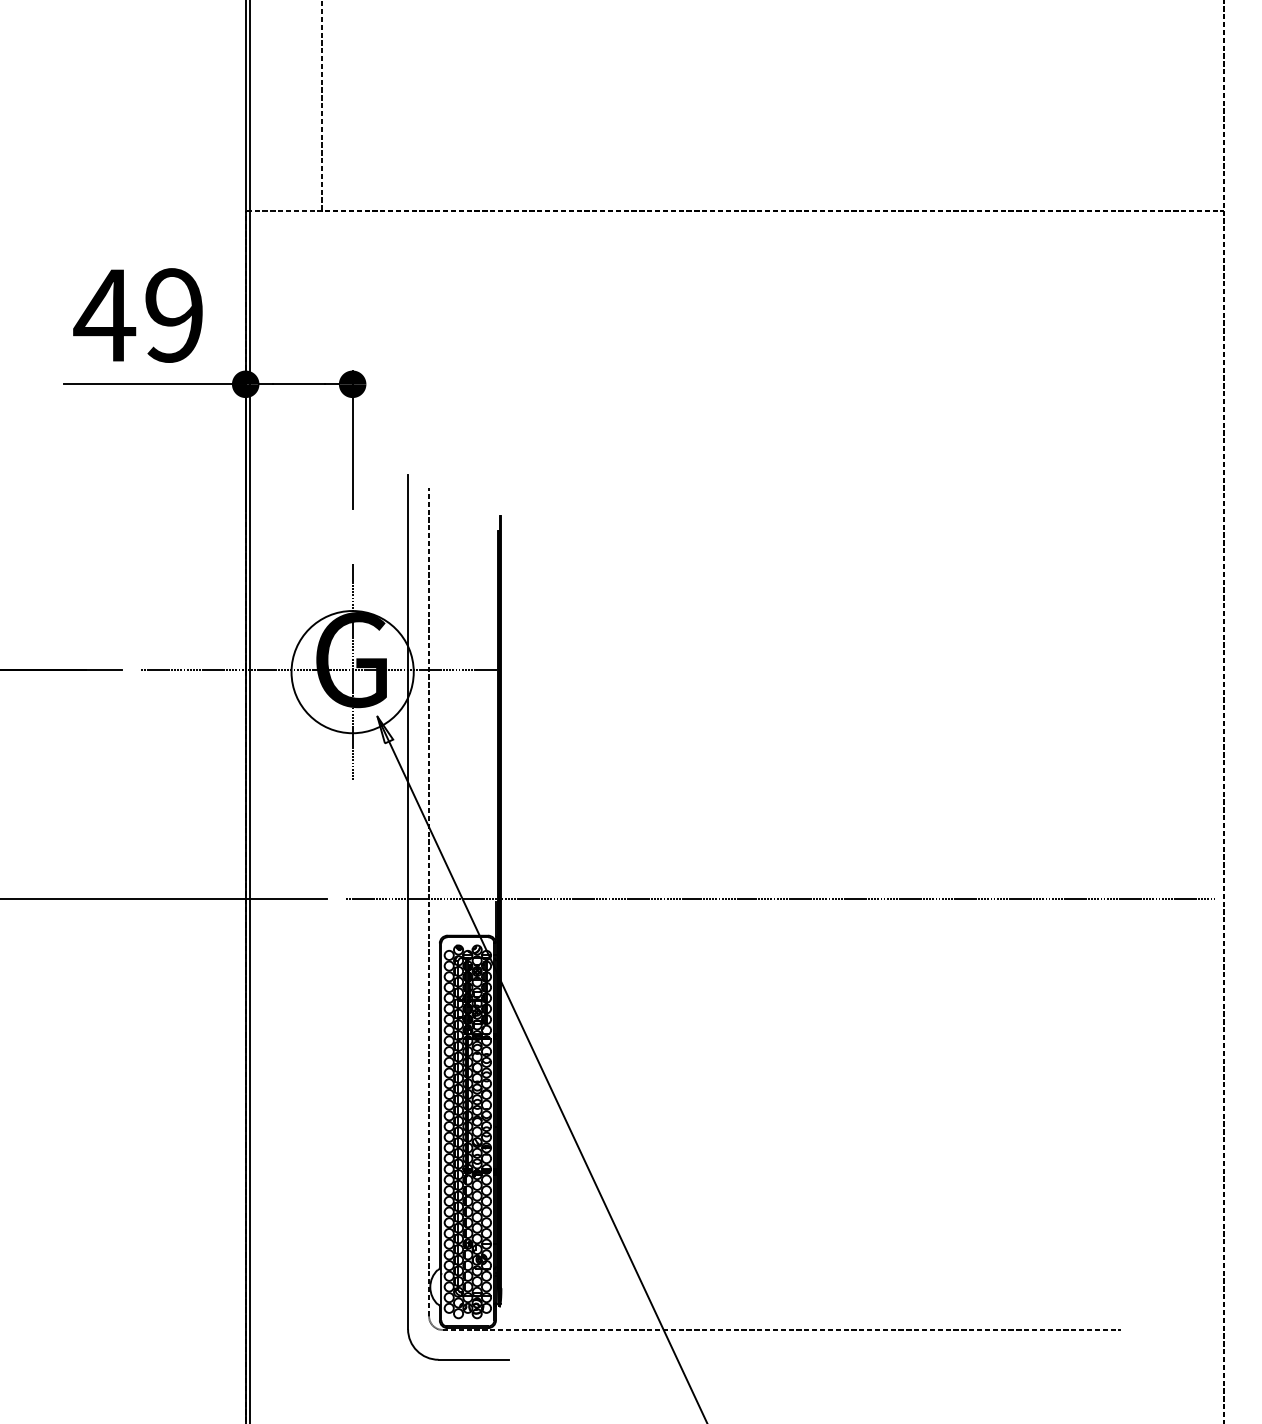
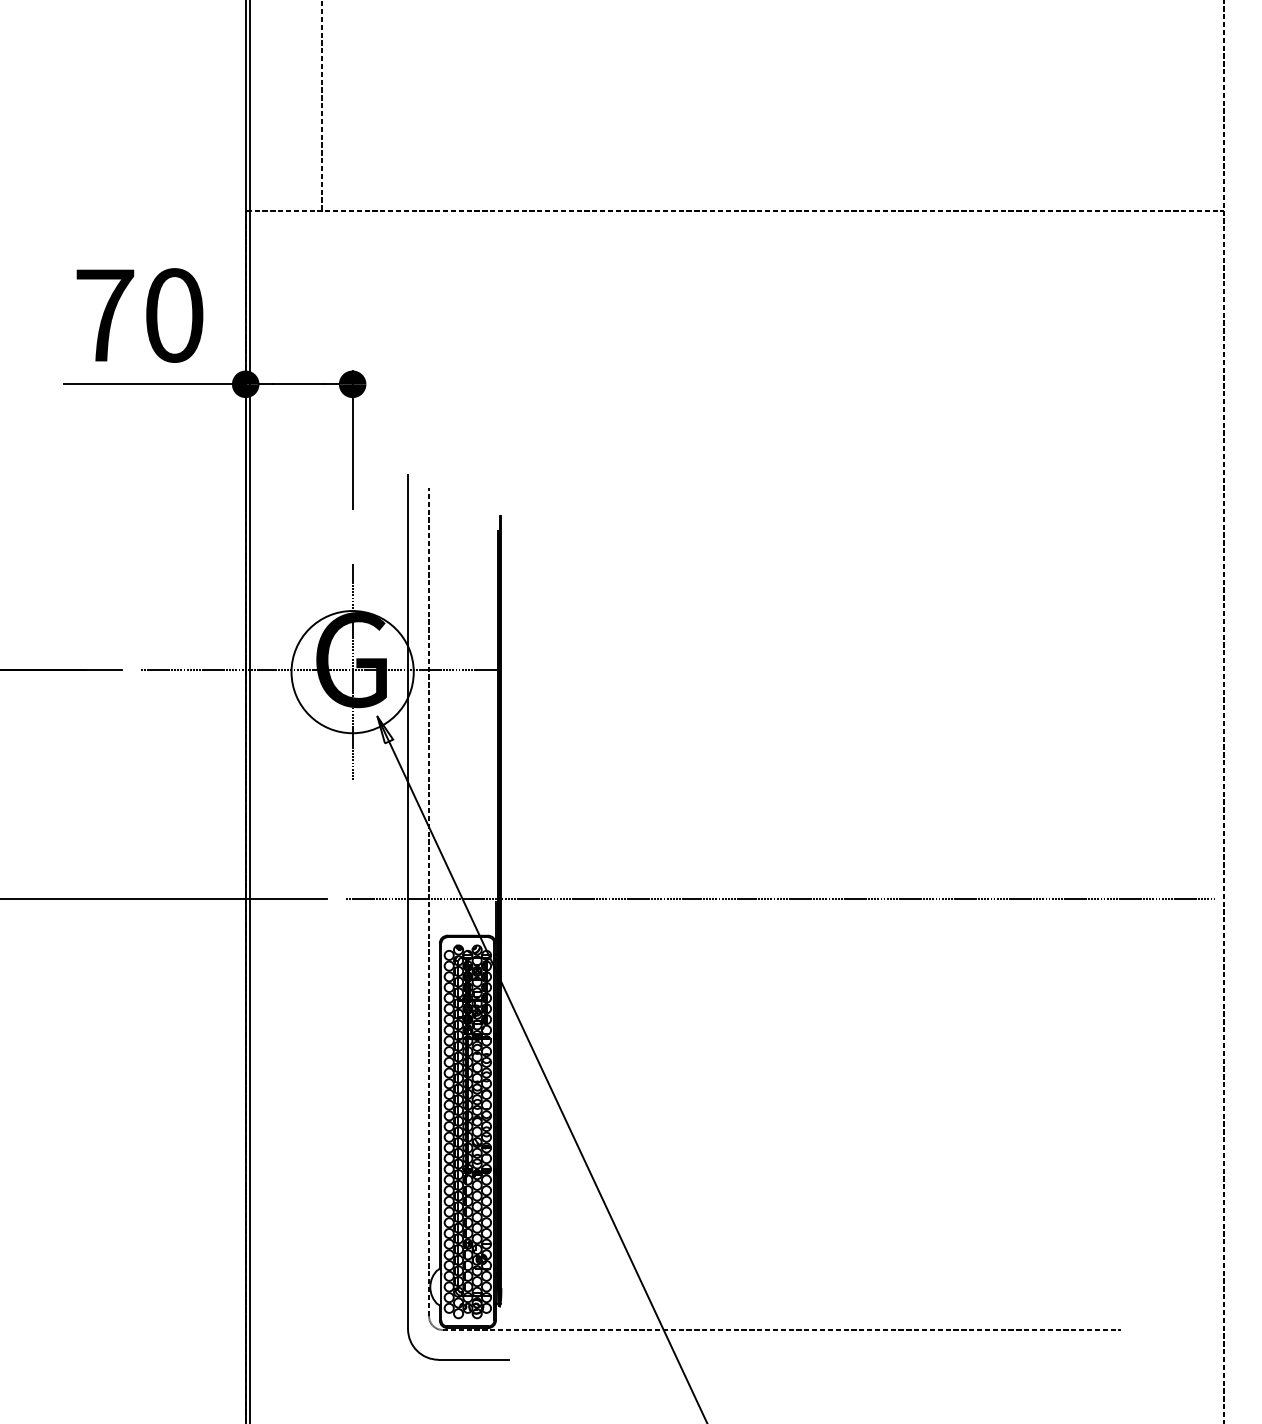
text: 49 -> 70 (138, 315)
